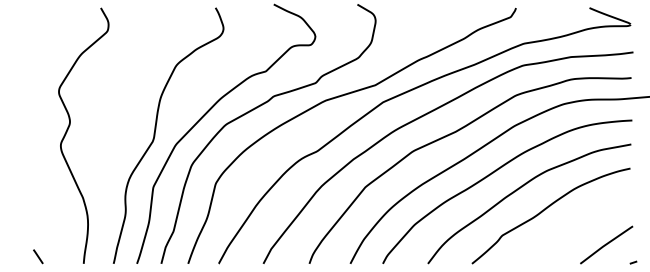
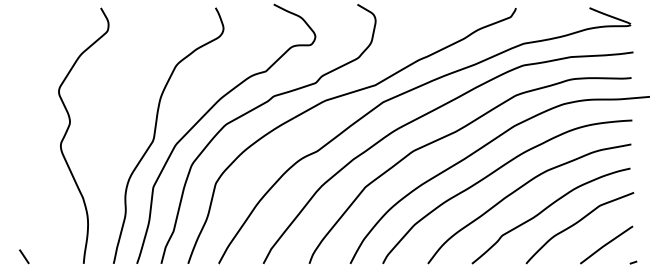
curve: none -> present (576, 224)
line position: (38, 256) -> (24, 256) (24, 256)
